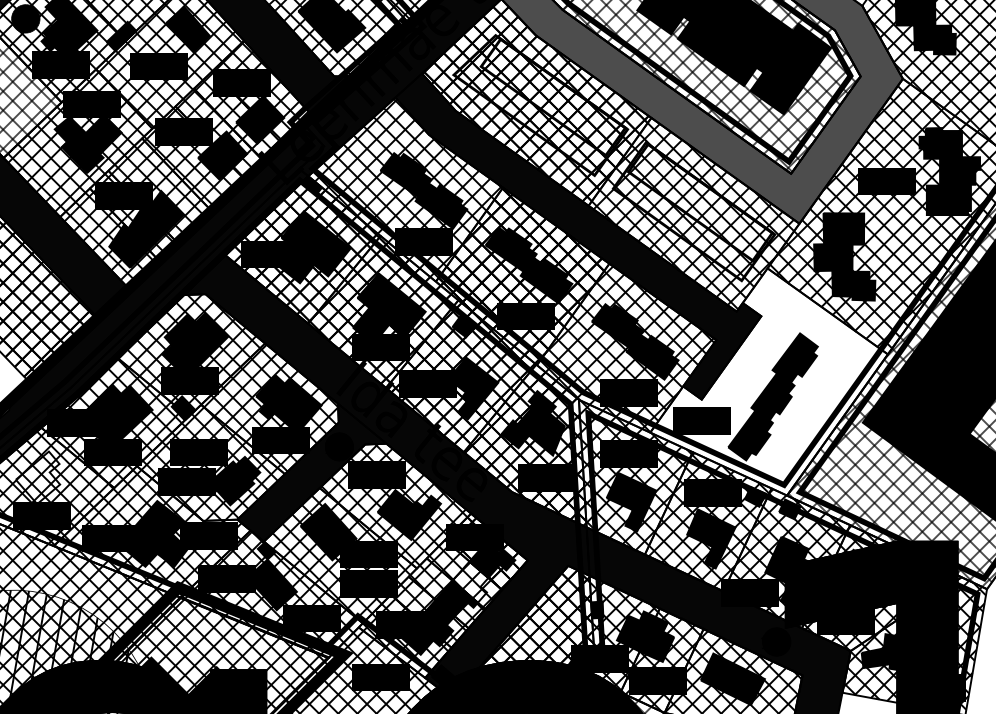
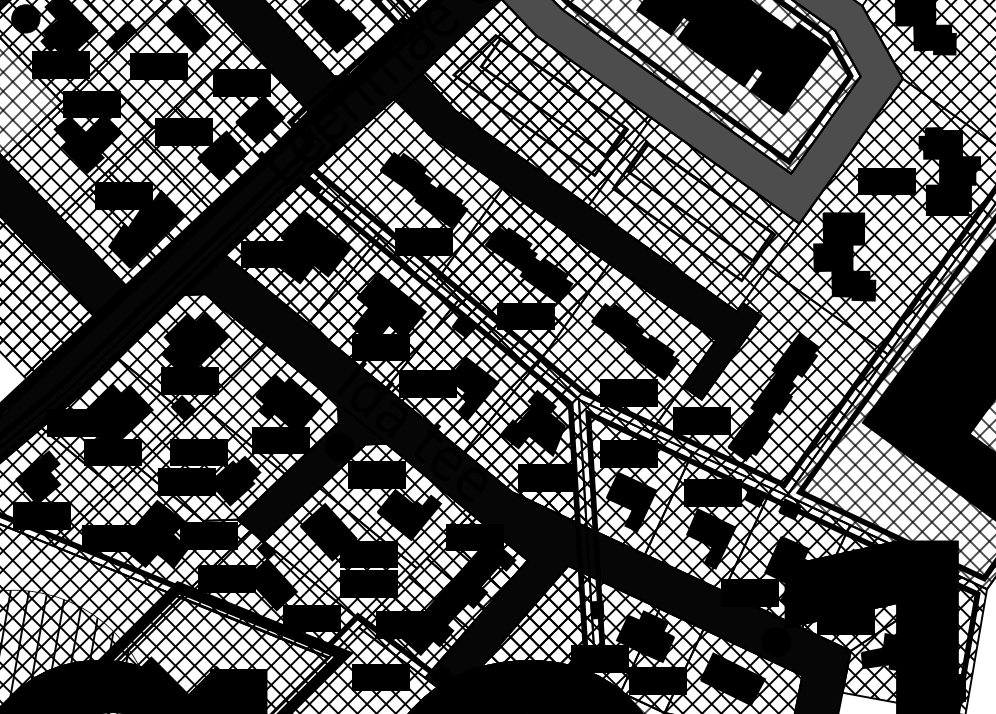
hatch: none -> present (767, 385)
fill: none -> present (37, 477)
fill: none -> present (470, 581)
